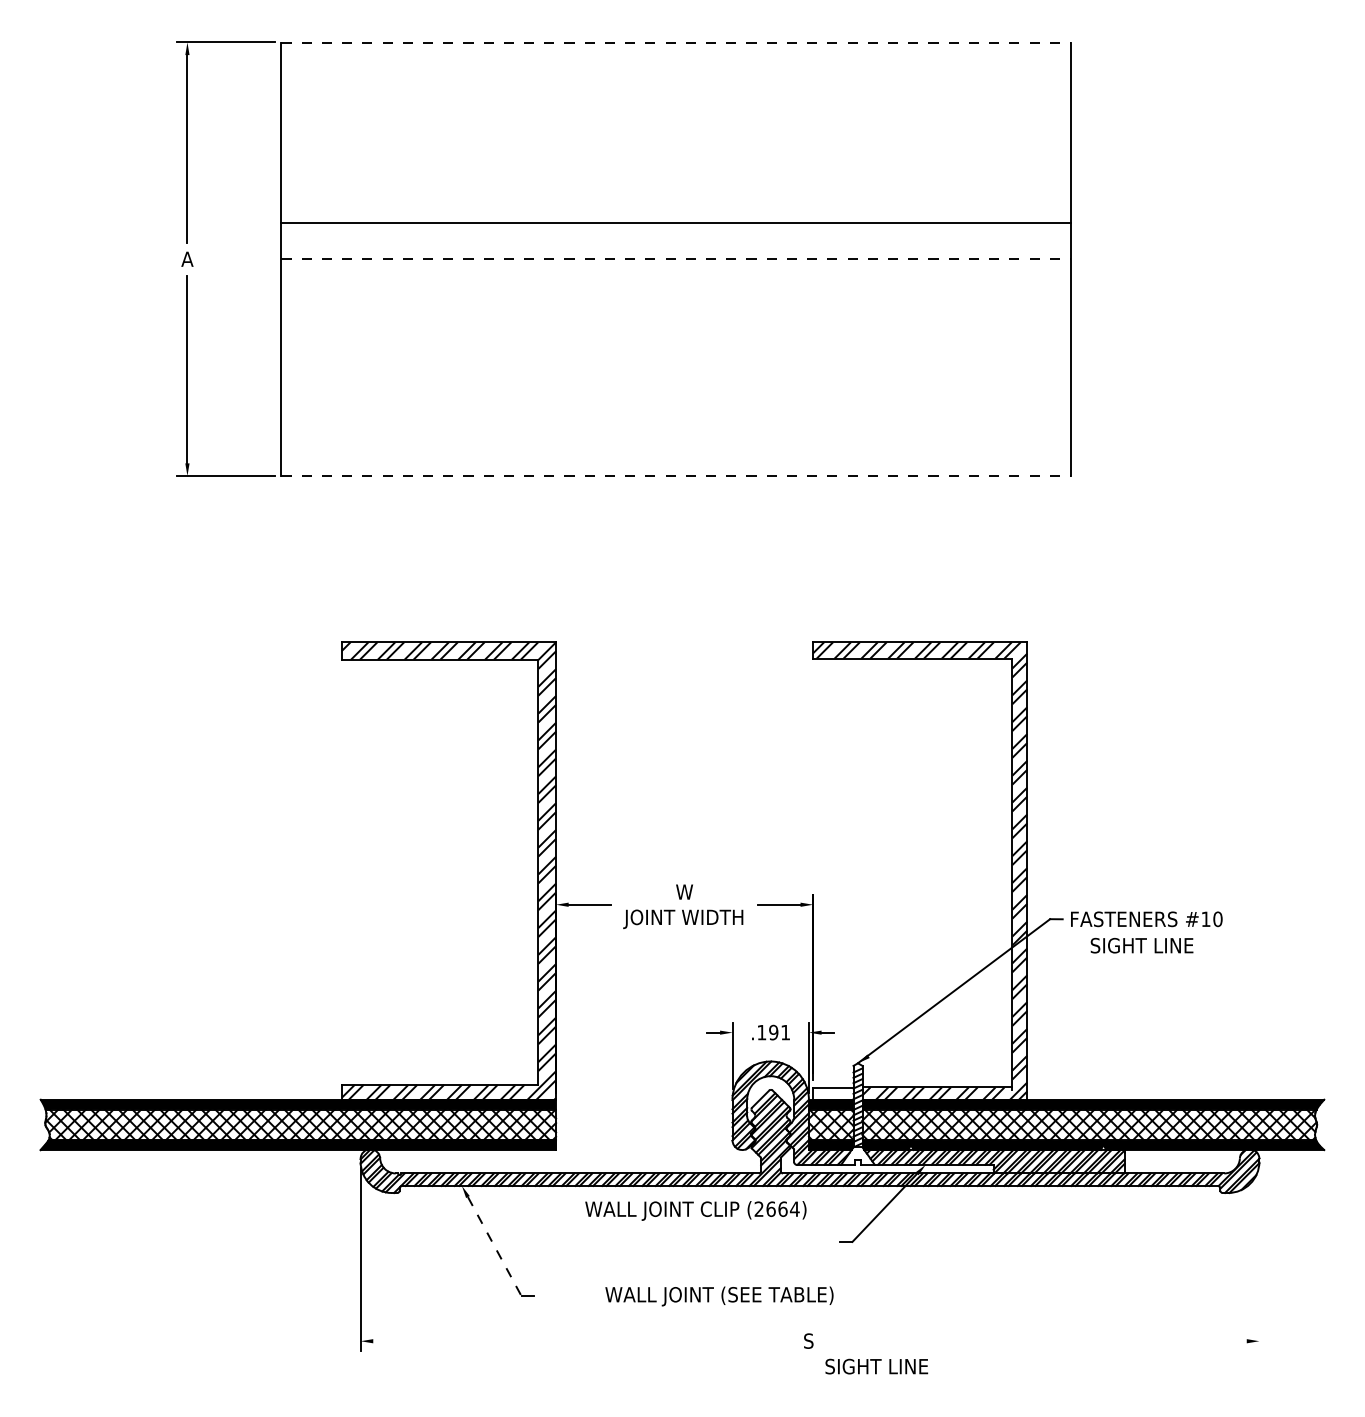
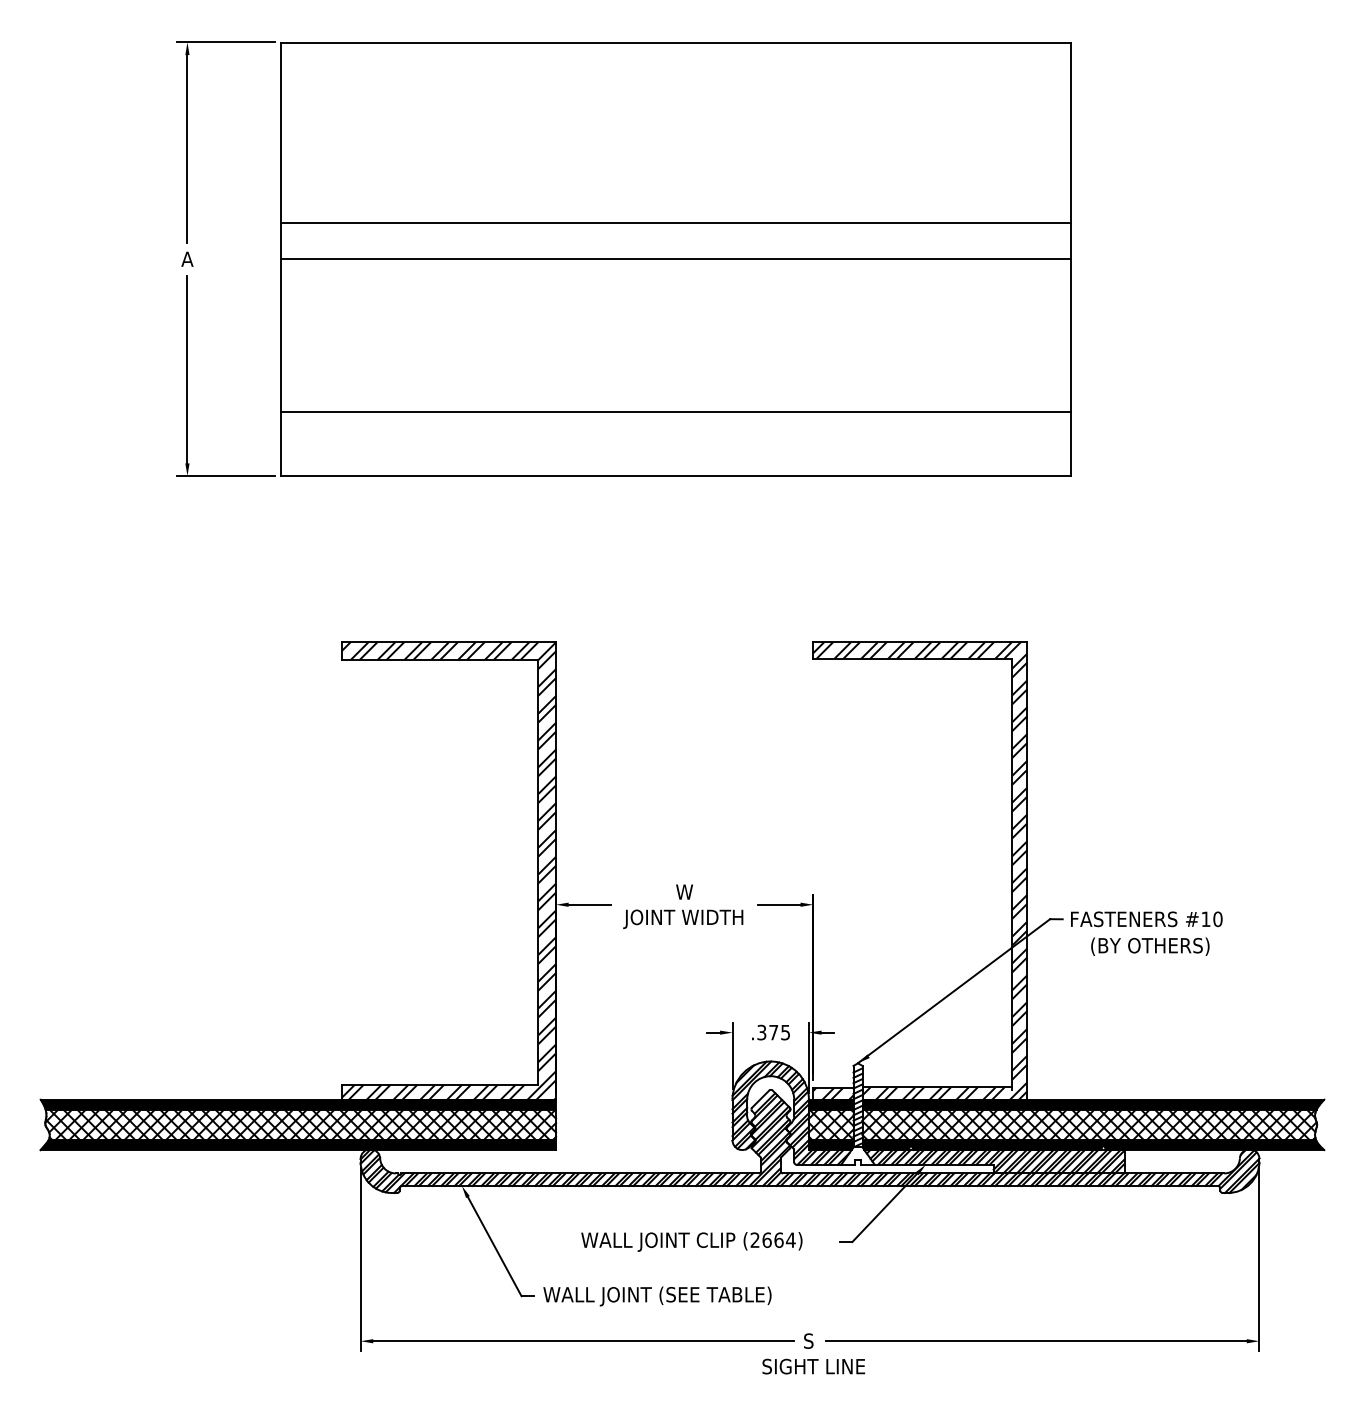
line: dashed -> solid (676, 42)
line: dashed -> solid (676, 258)
line: none -> present (676, 412)
line: dashed -> solid (676, 476)
text: SIGHT LINE -> (BY OTHERS) (1149, 946)
text: .191 -> .375 (773, 1032)
hatch: none -> present (833, 1093)
text position: (695, 1210) -> (691, 1241) (691, 1241)
line: dashed -> solid (494, 1247)
line: none -> present (1259, 1259)
text position: (719, 1296) -> (657, 1296) (657, 1296)
line: none -> present (583, 1341)
line: none -> present (1035, 1341)
text position: (876, 1366) -> (813, 1366) (813, 1366)
